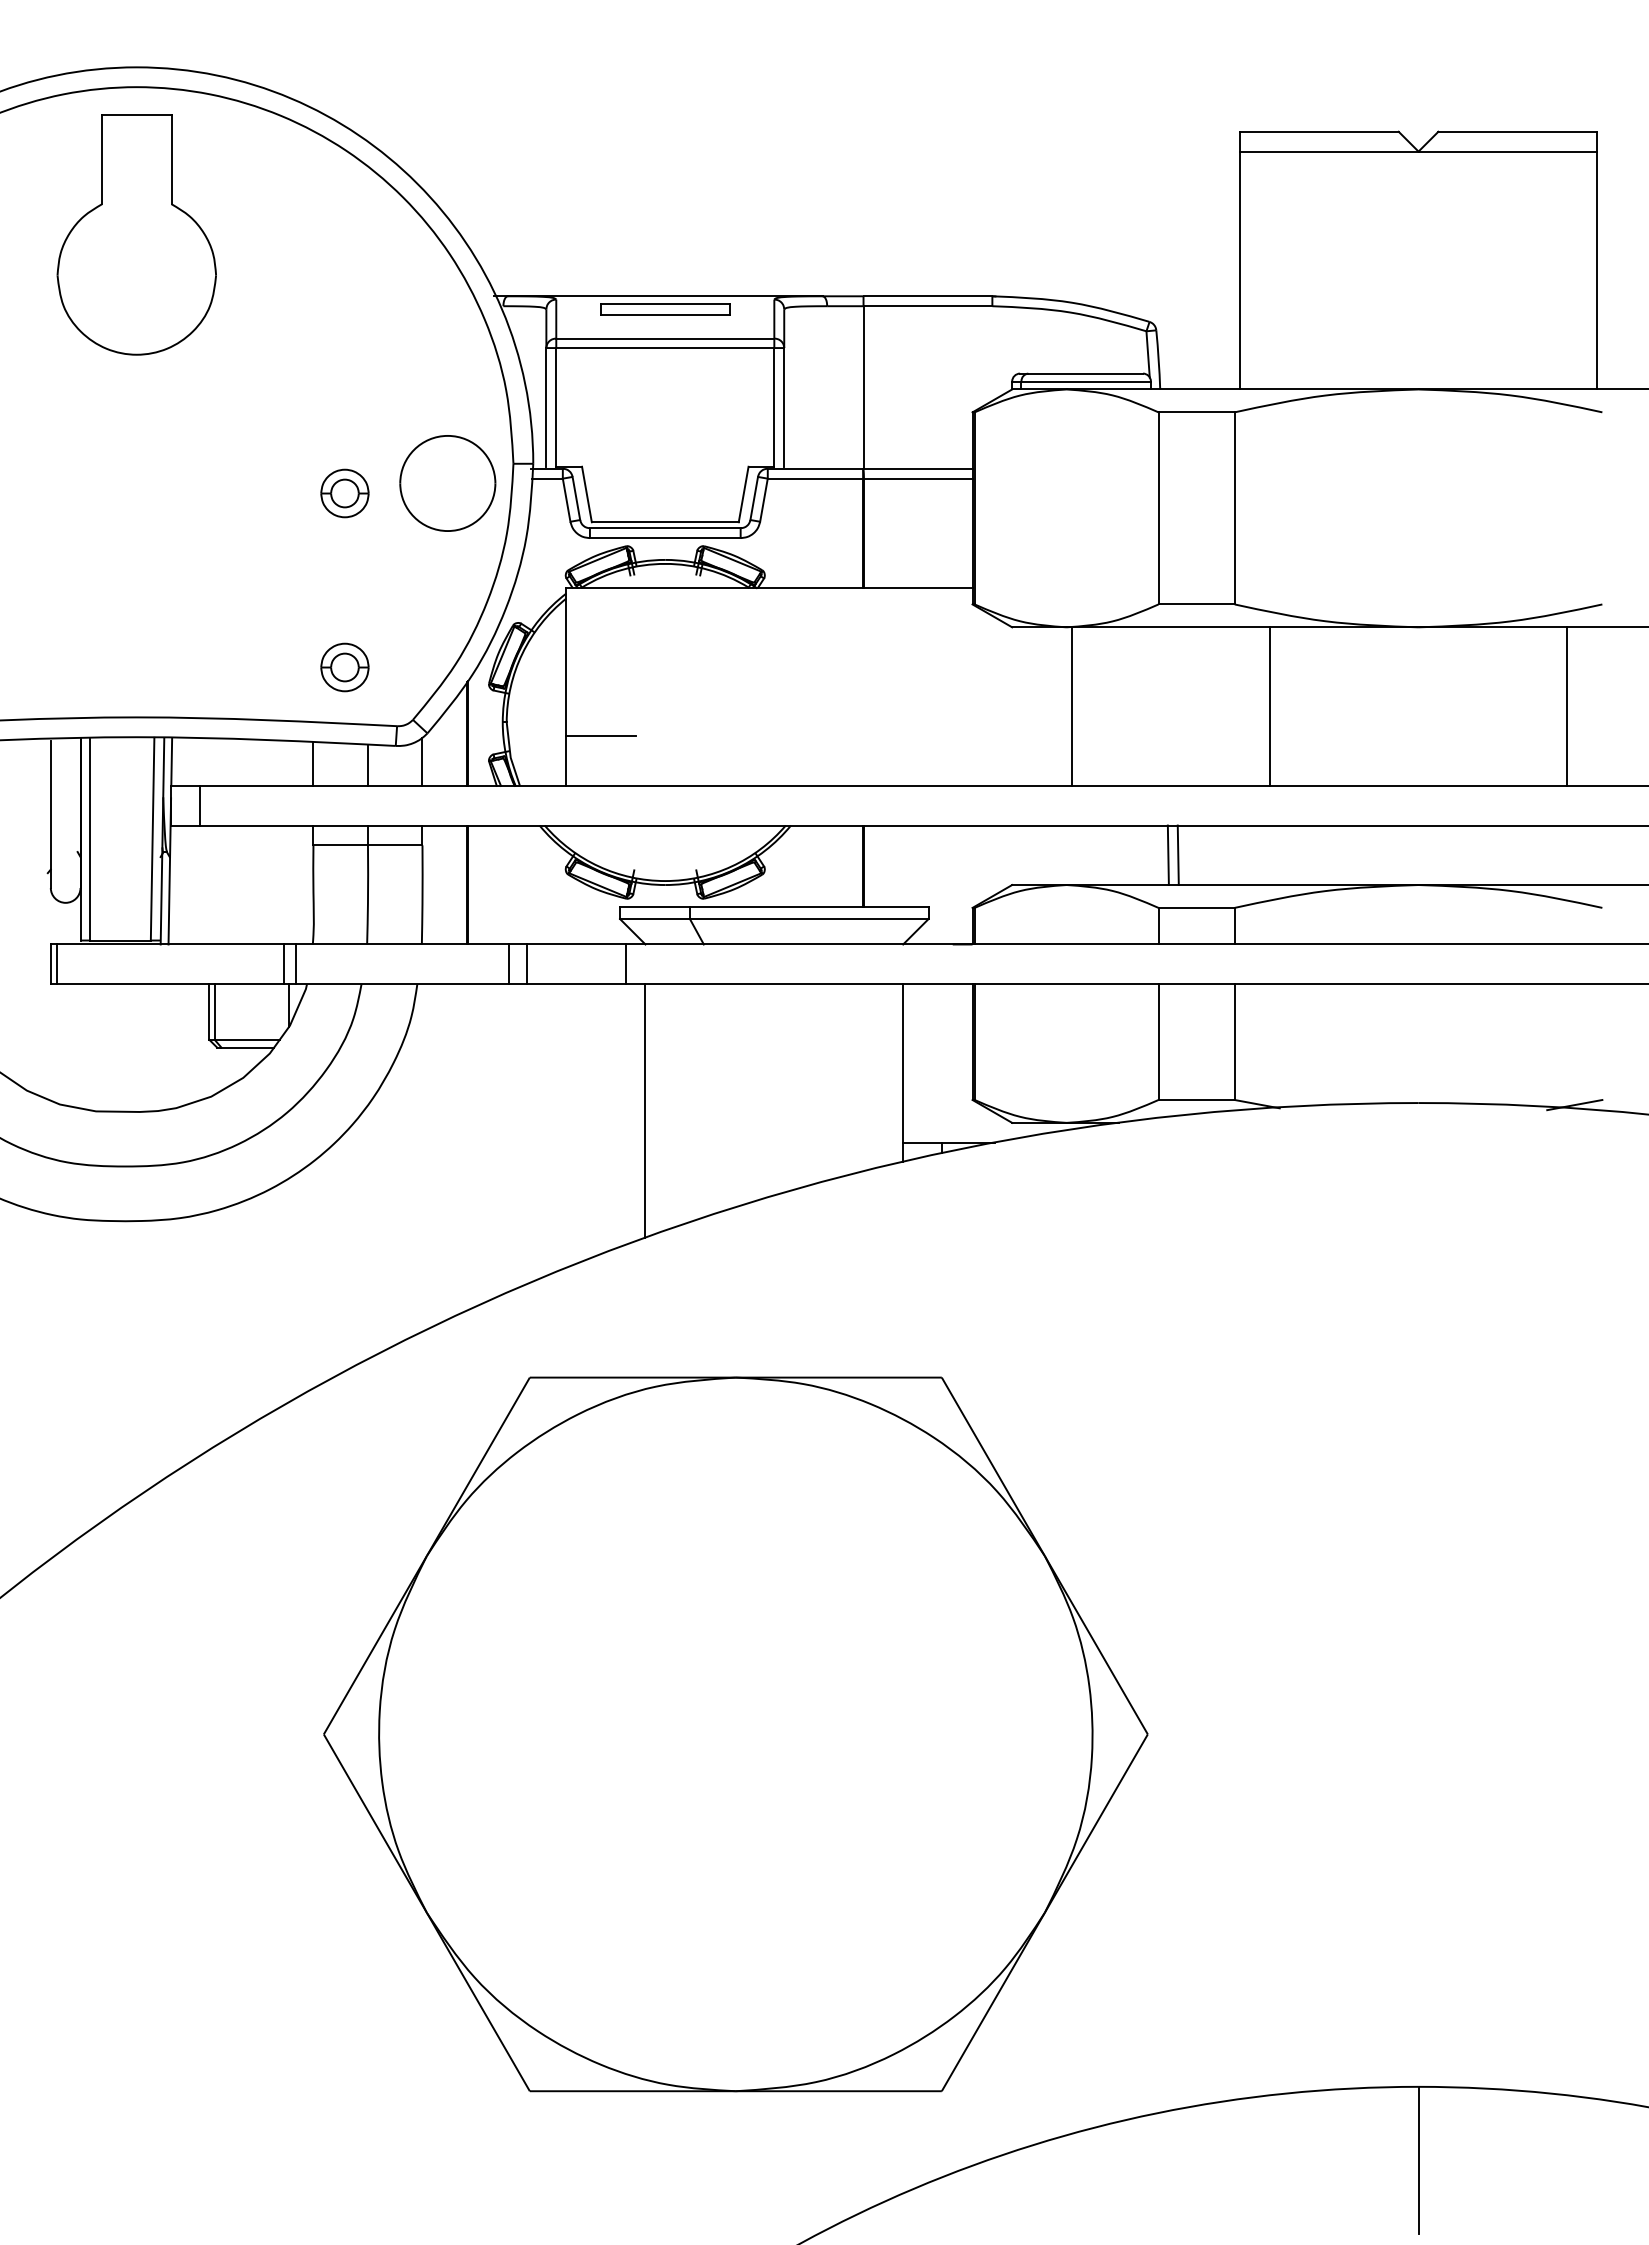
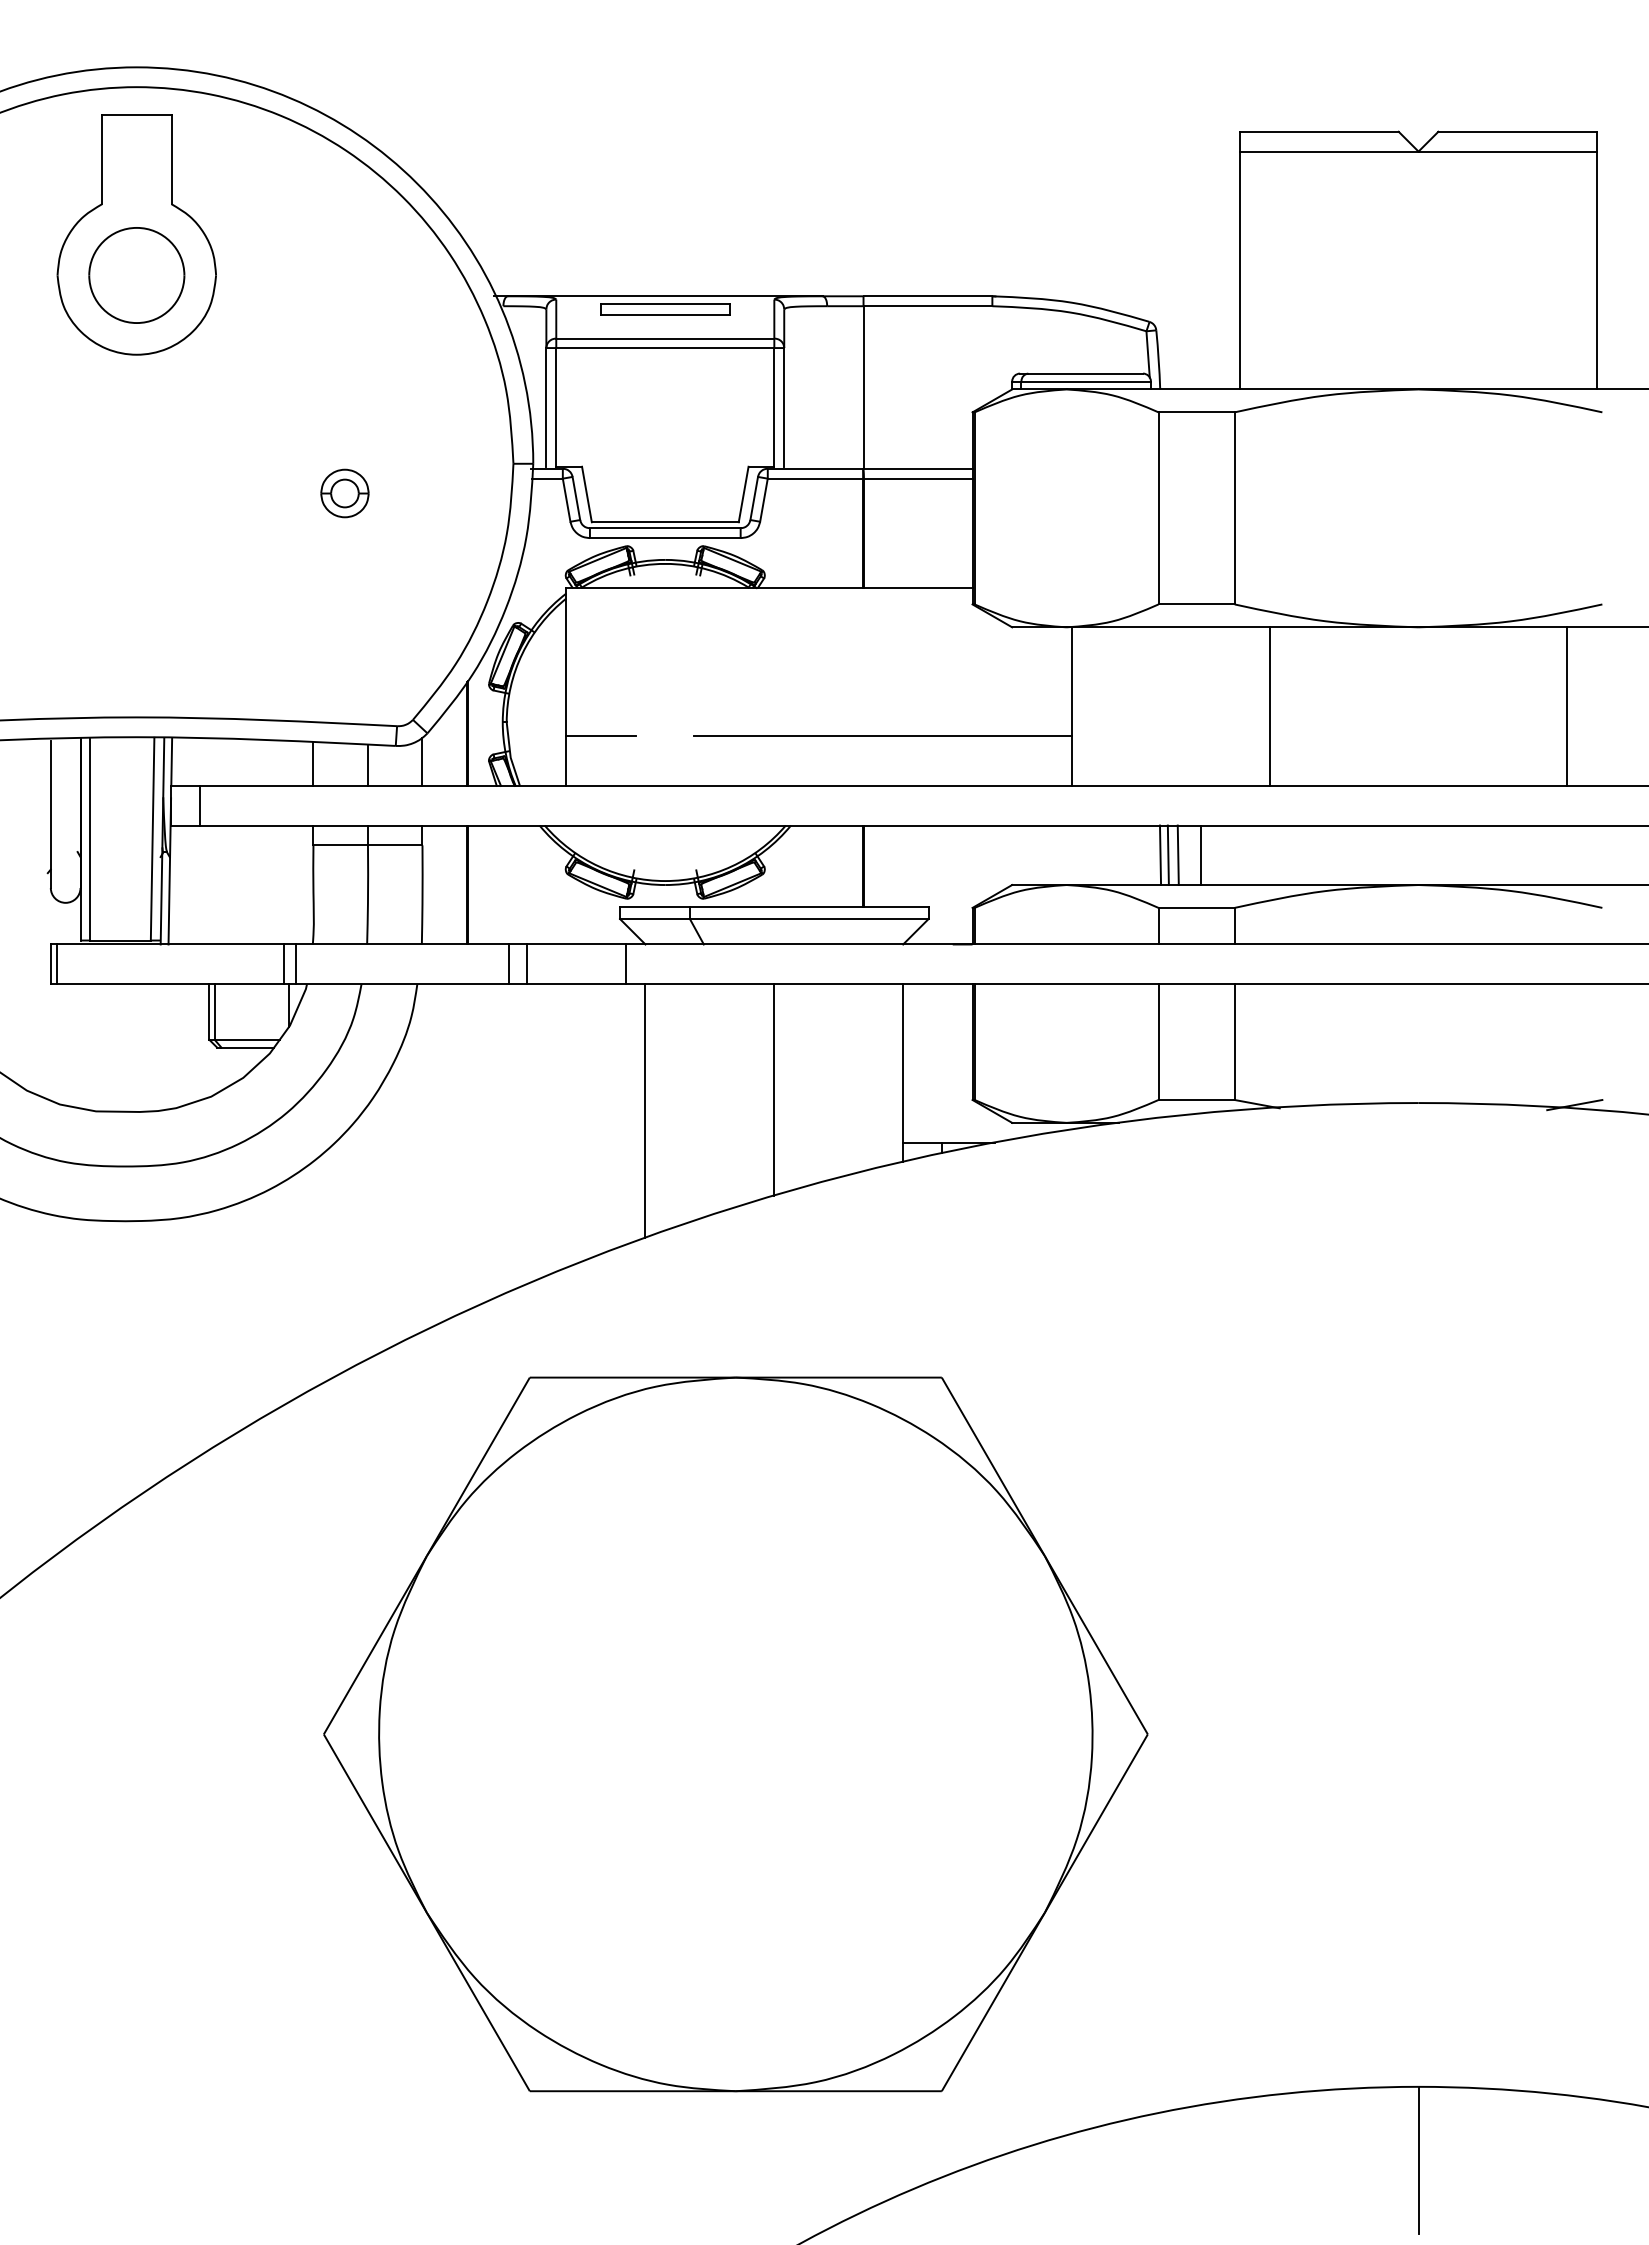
part position: (447, 483) -> (136, 275) (136, 275)
part: present -> none (344, 667)
line: none -> present (882, 736)
line: none -> present (1160, 855)
line: none -> present (1200, 855)
line: none -> present (774, 1089)
